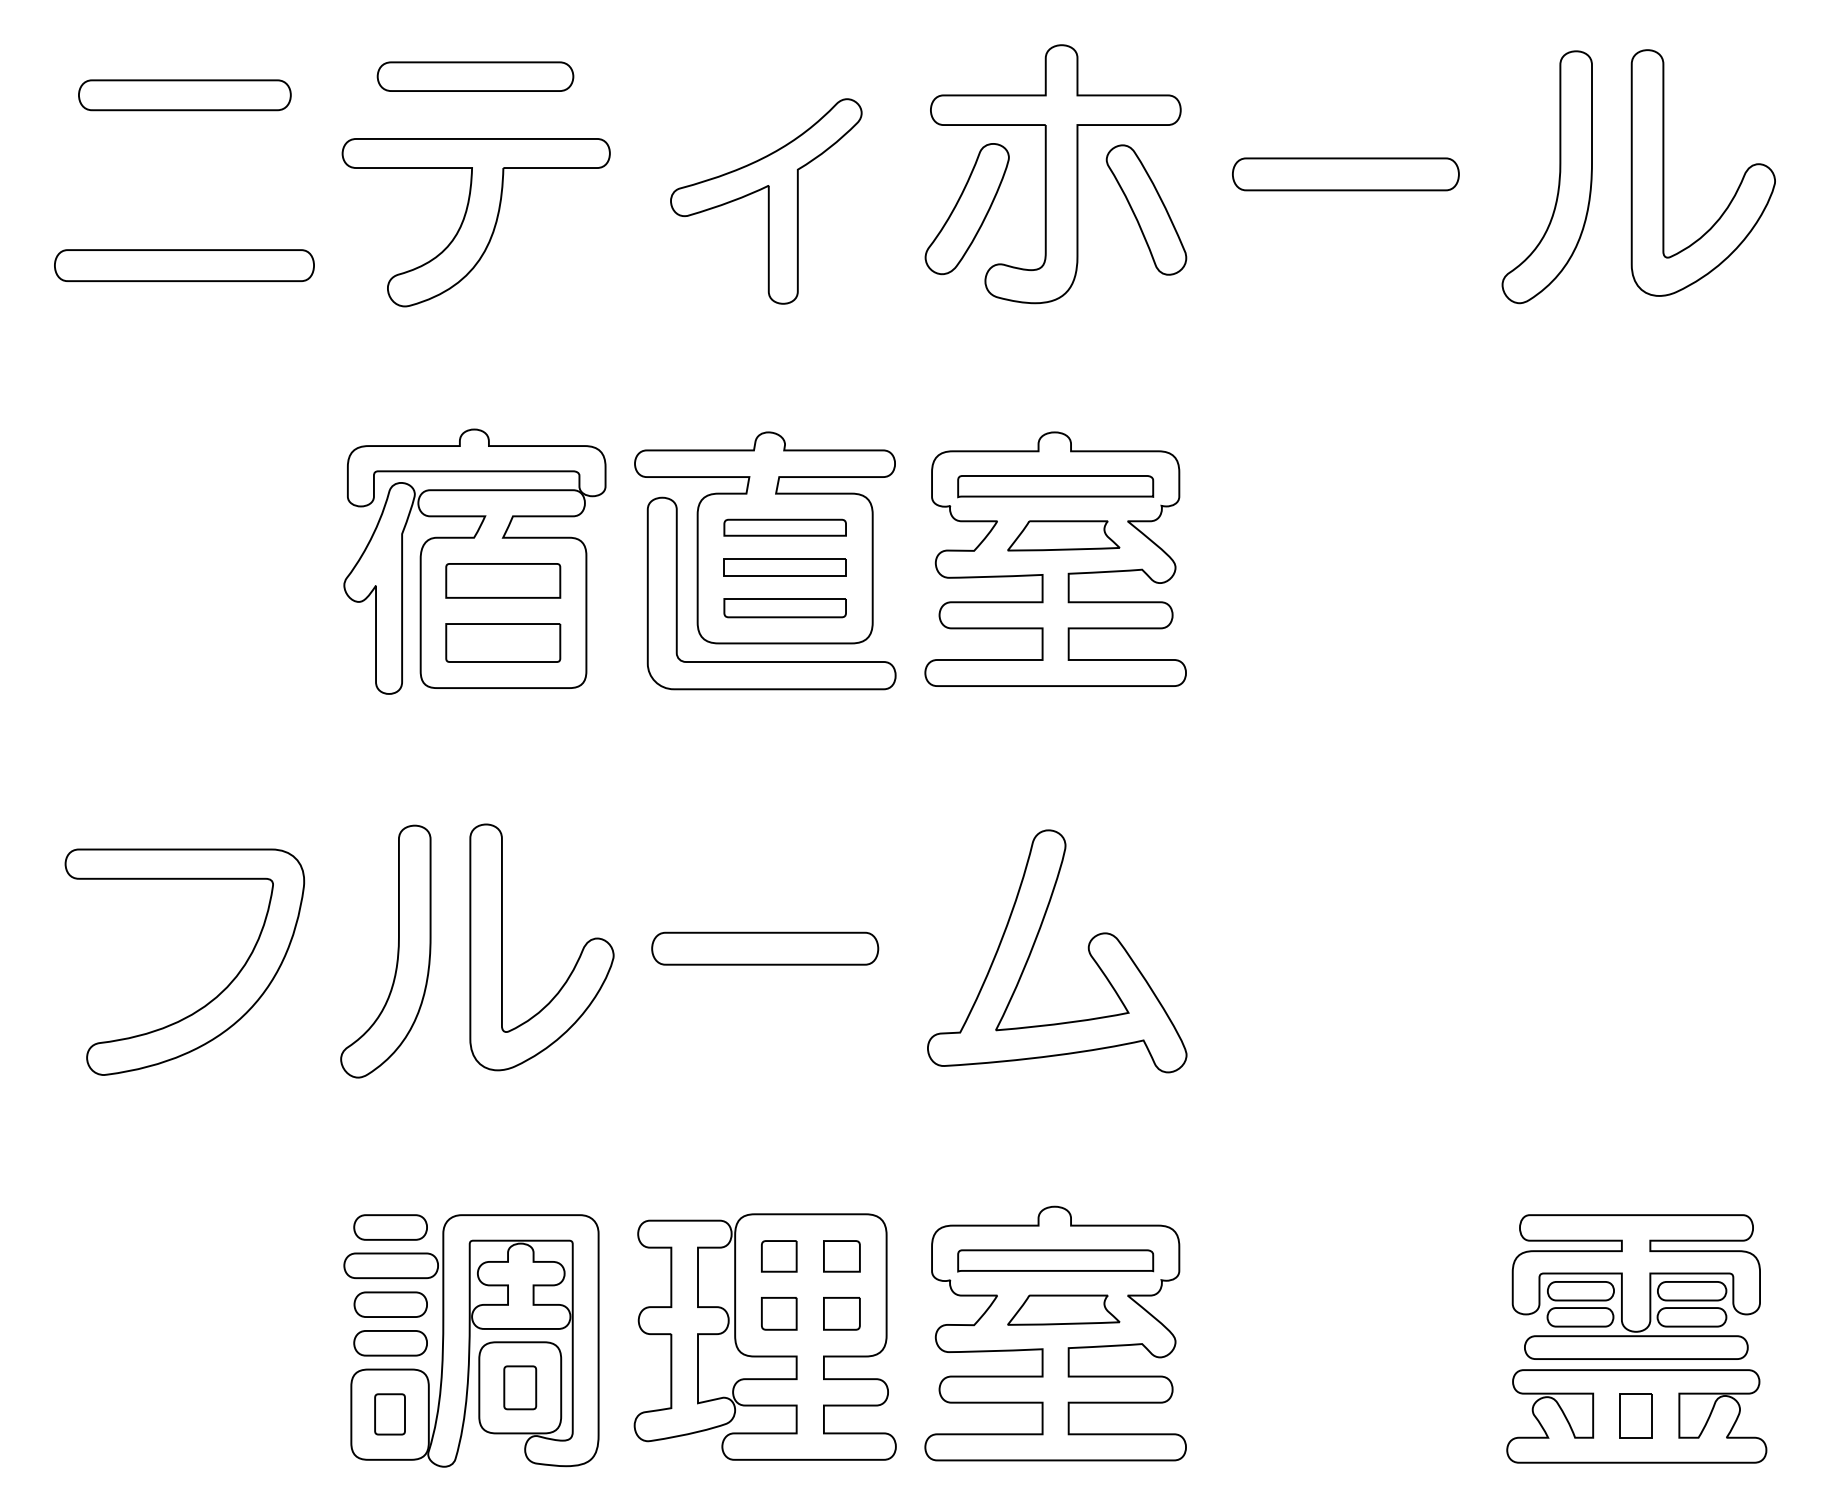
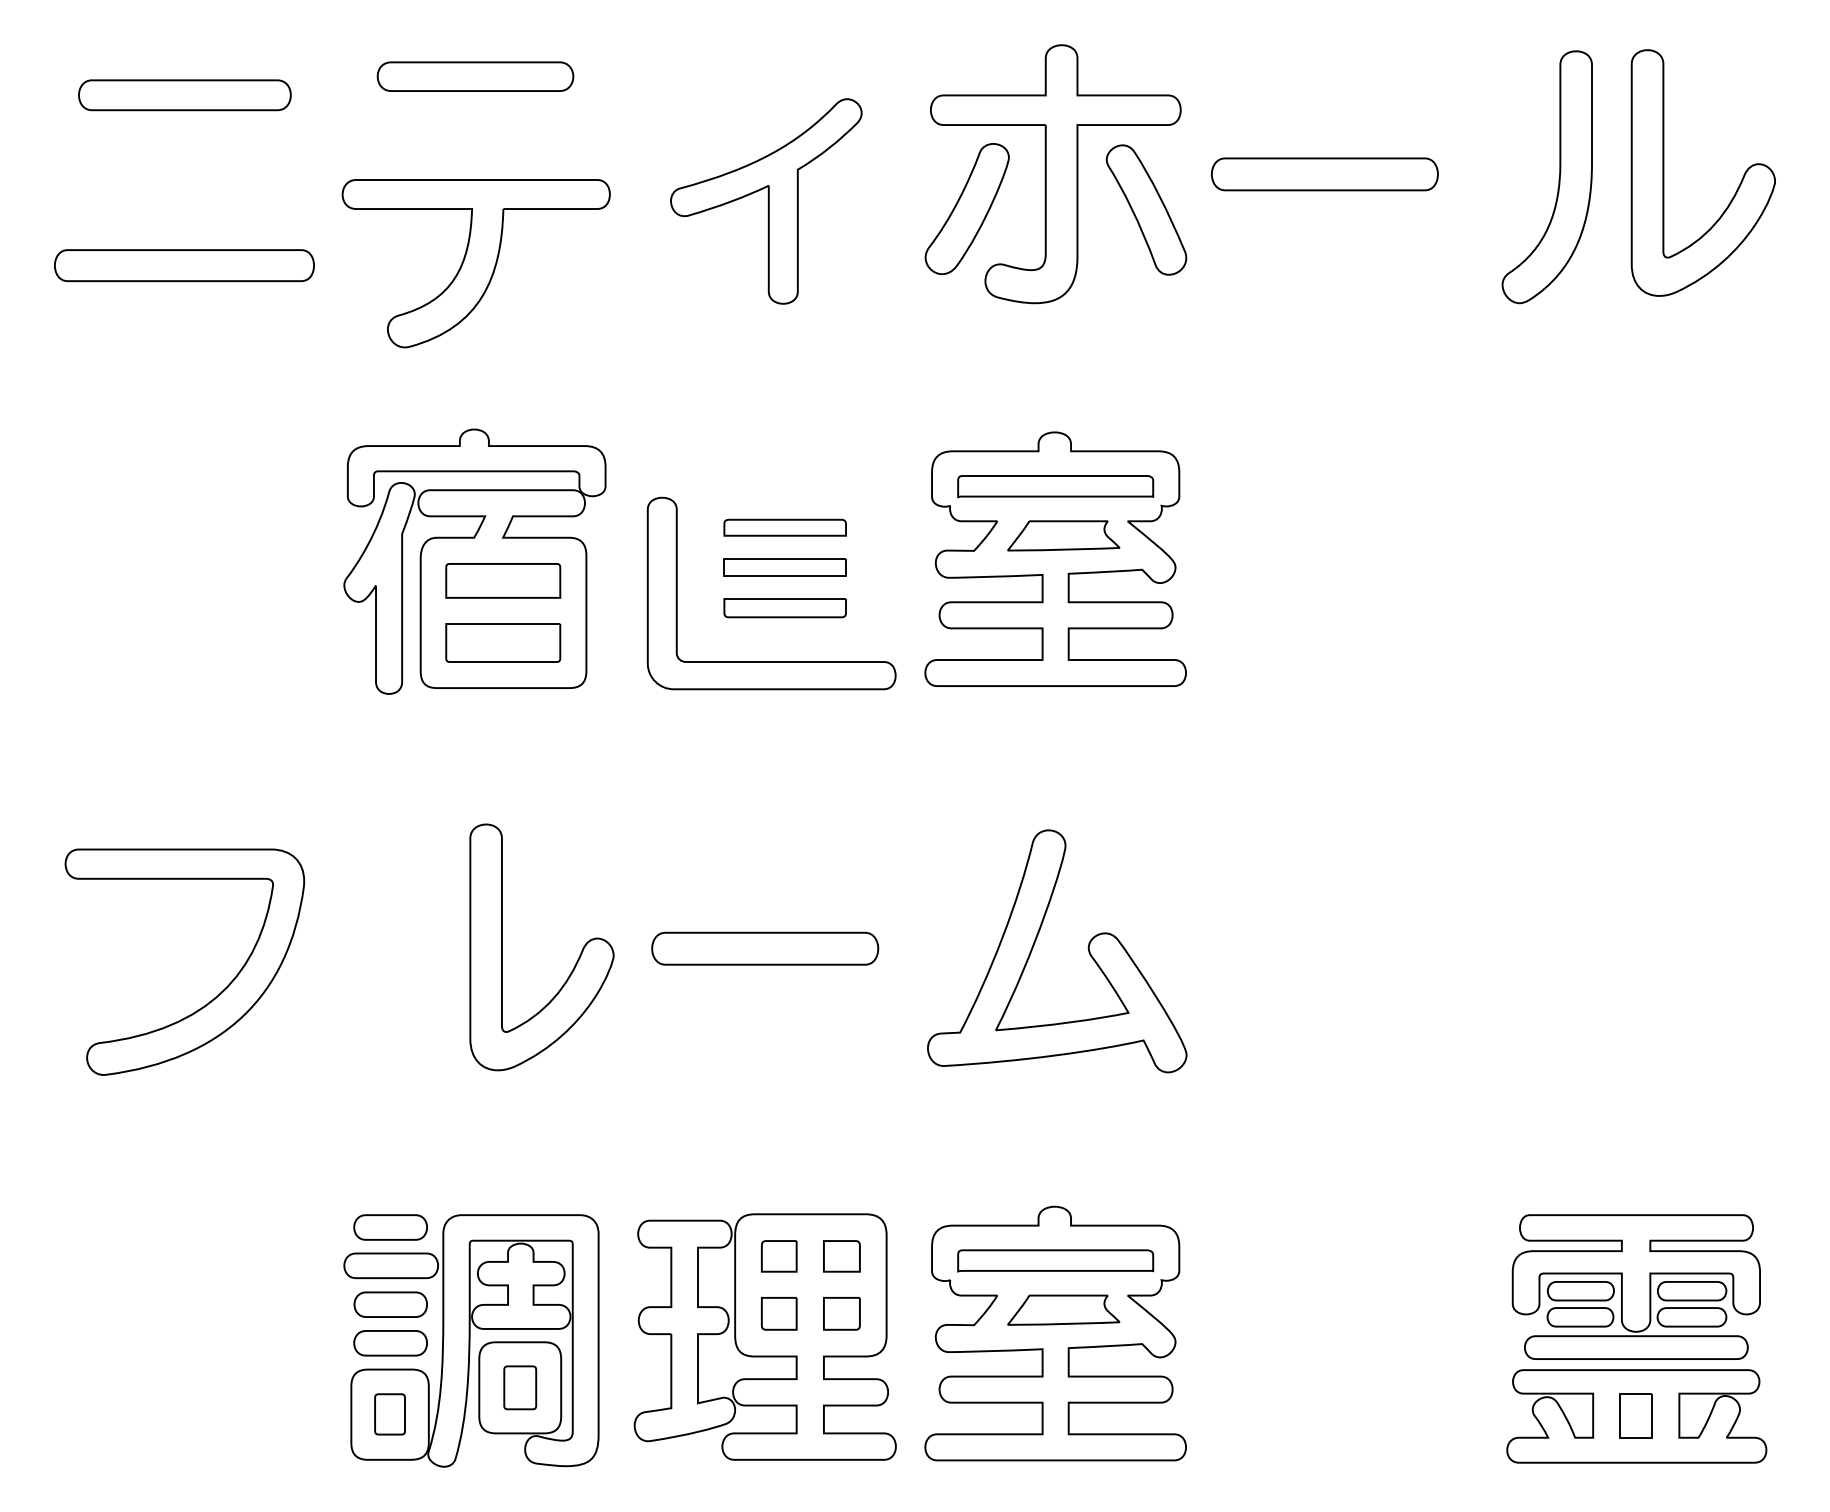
part position: (1345, 174) -> (1324, 174) (1324, 174)
part position: (475, 222) -> (475, 263) (475, 263)
part: present -> none (764, 537)
part: present -> none (397, 951)
